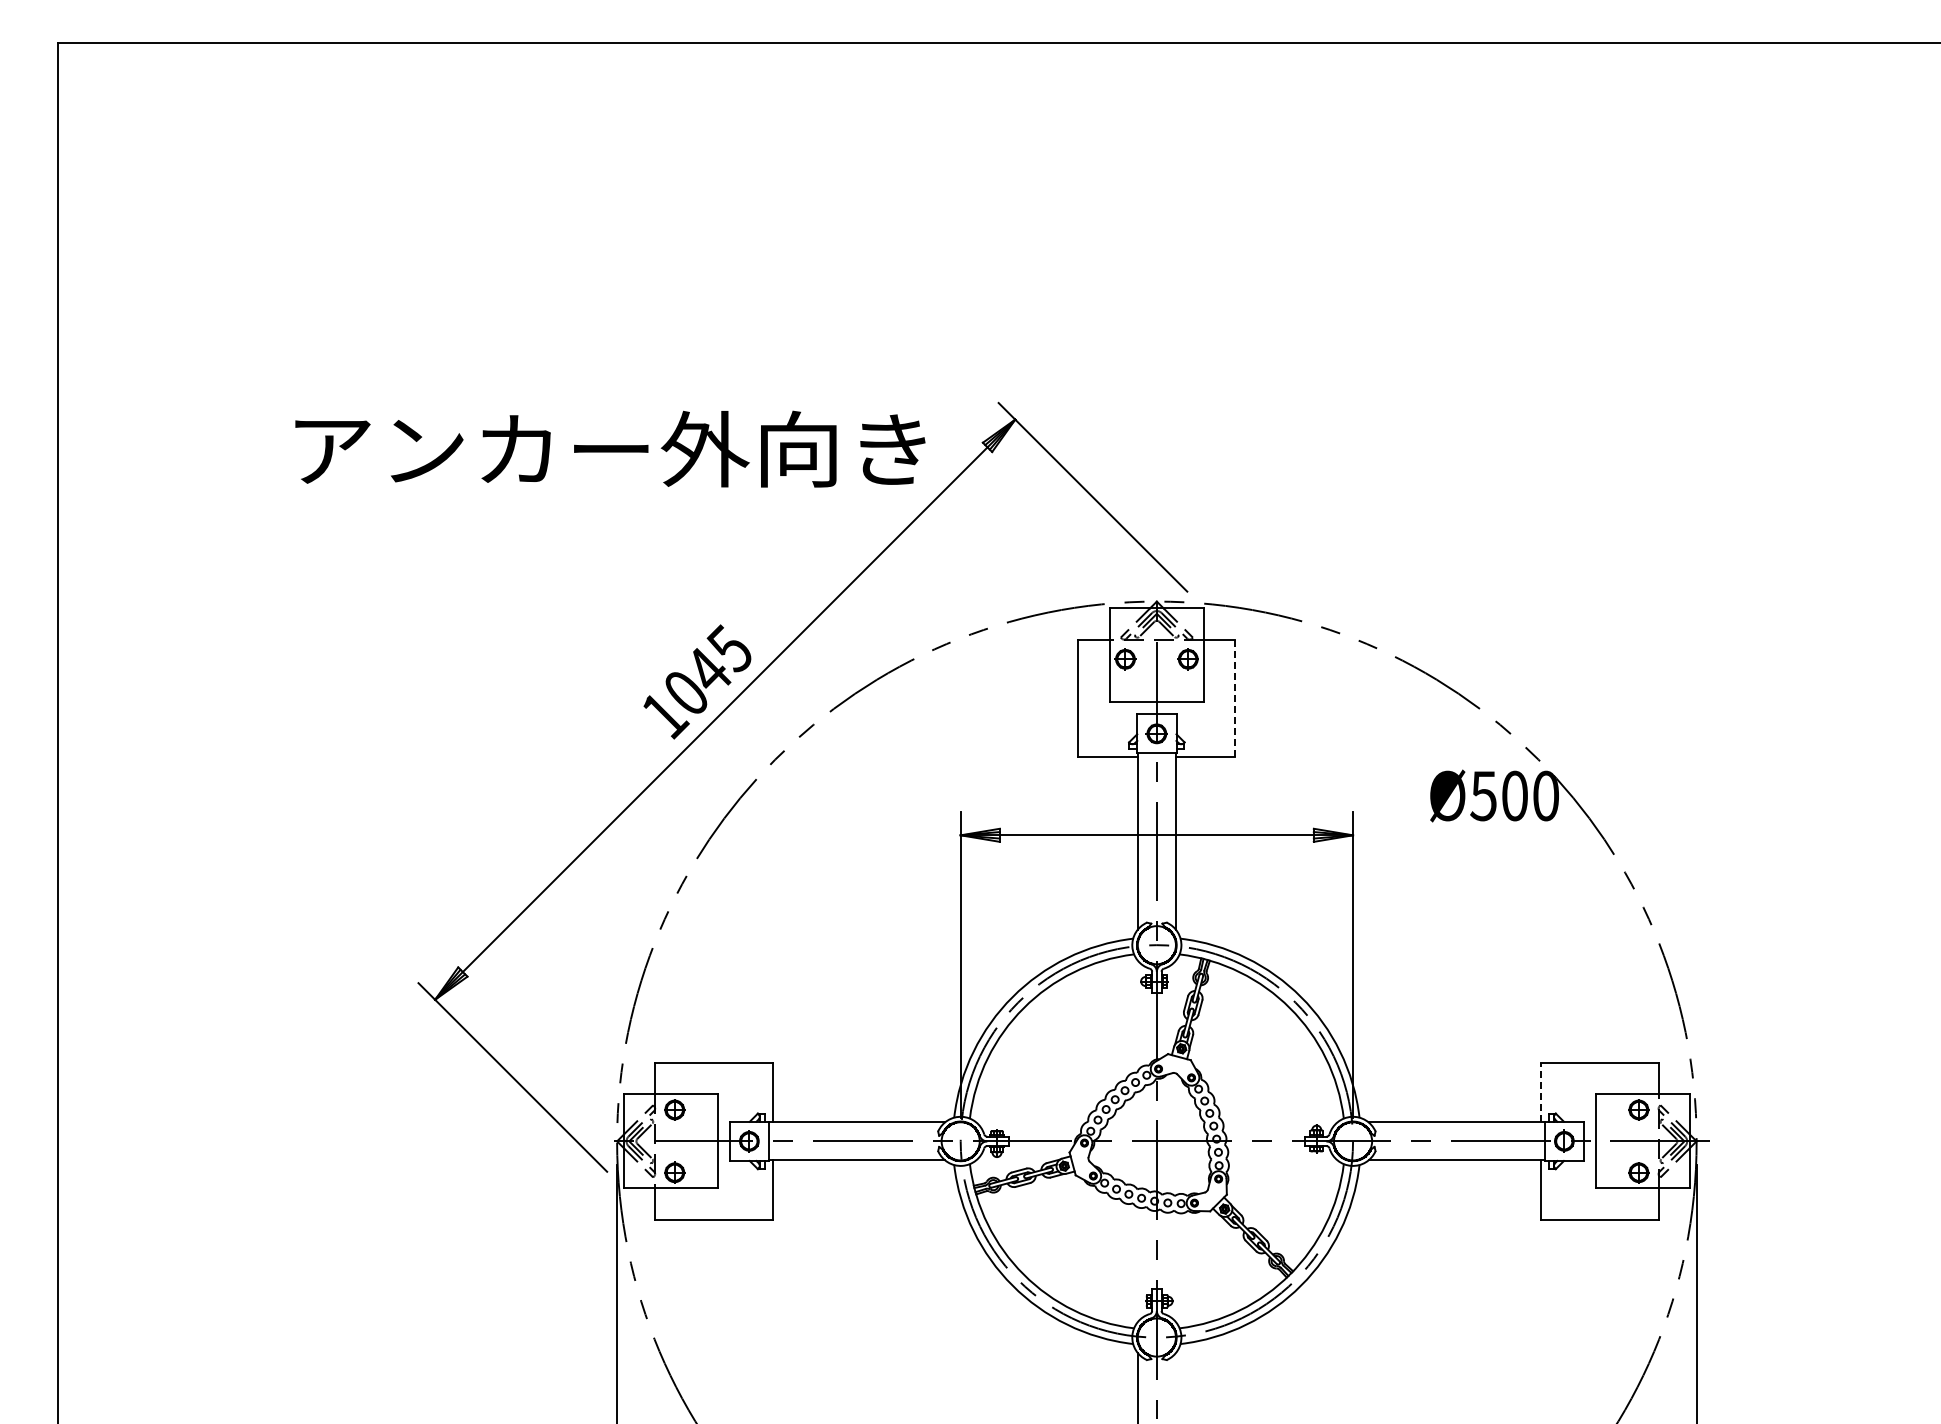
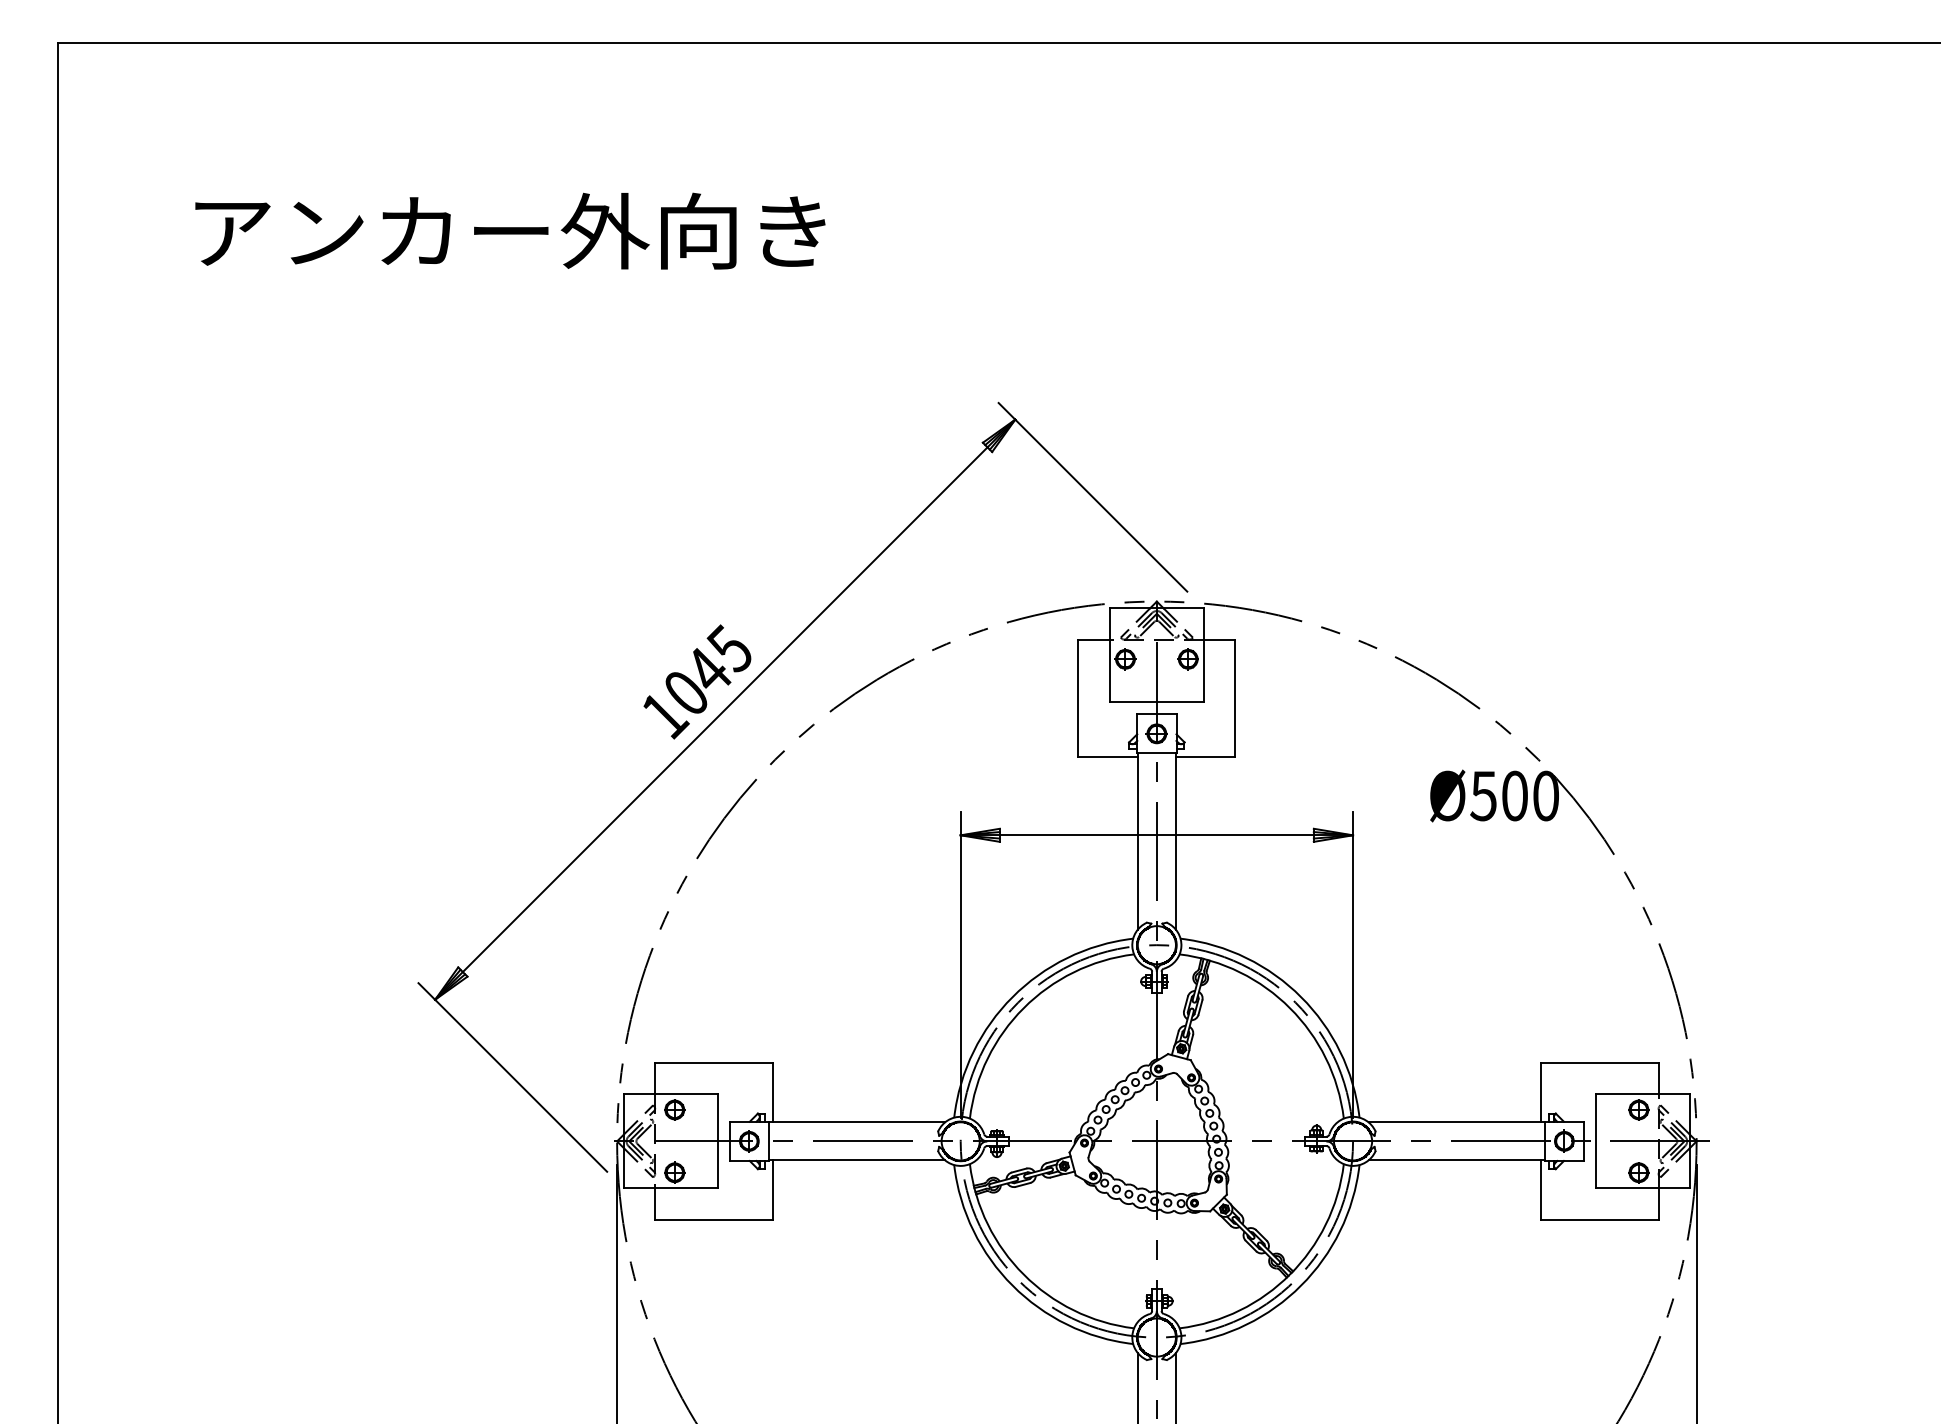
text position: (610, 448) -> (510, 230) (510, 230)
line: dashed -> solid (1235, 698)
line: dashed -> solid (1540, 1092)
line: none -> present (1175, 1386)
